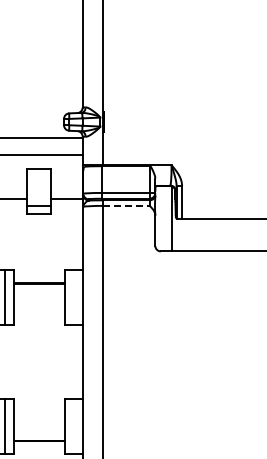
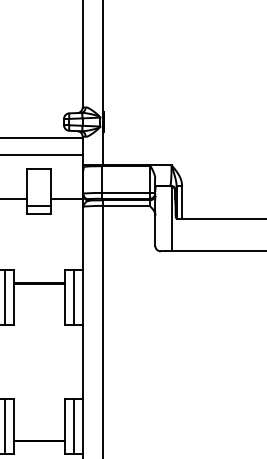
line: dashed -> solid (127, 205)
line: none -> present (73, 297)
line: none -> present (73, 426)
